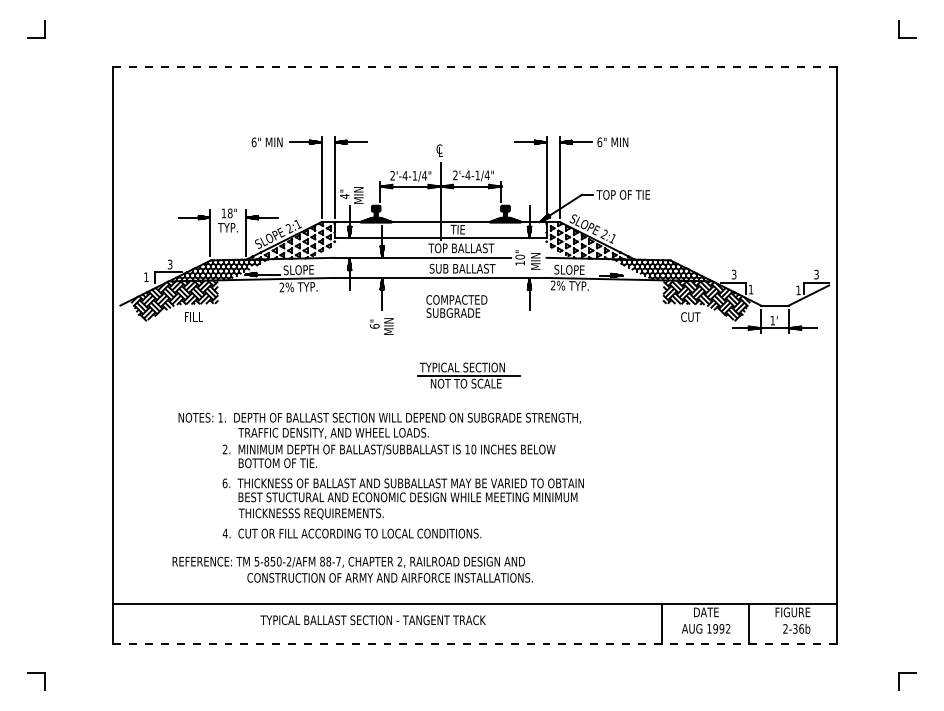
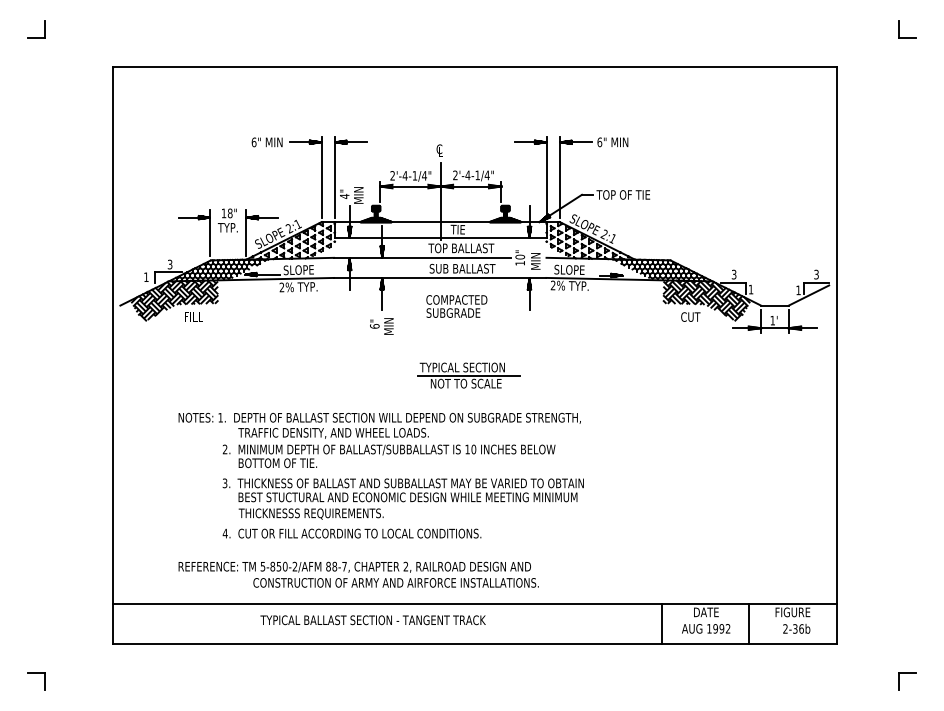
line: dashed -> solid (474, 67)
text: 6. -> 3. (224, 483)
text position: (352, 569) -> (358, 574) (358, 574)
line: dashed -> solid (474, 643)
